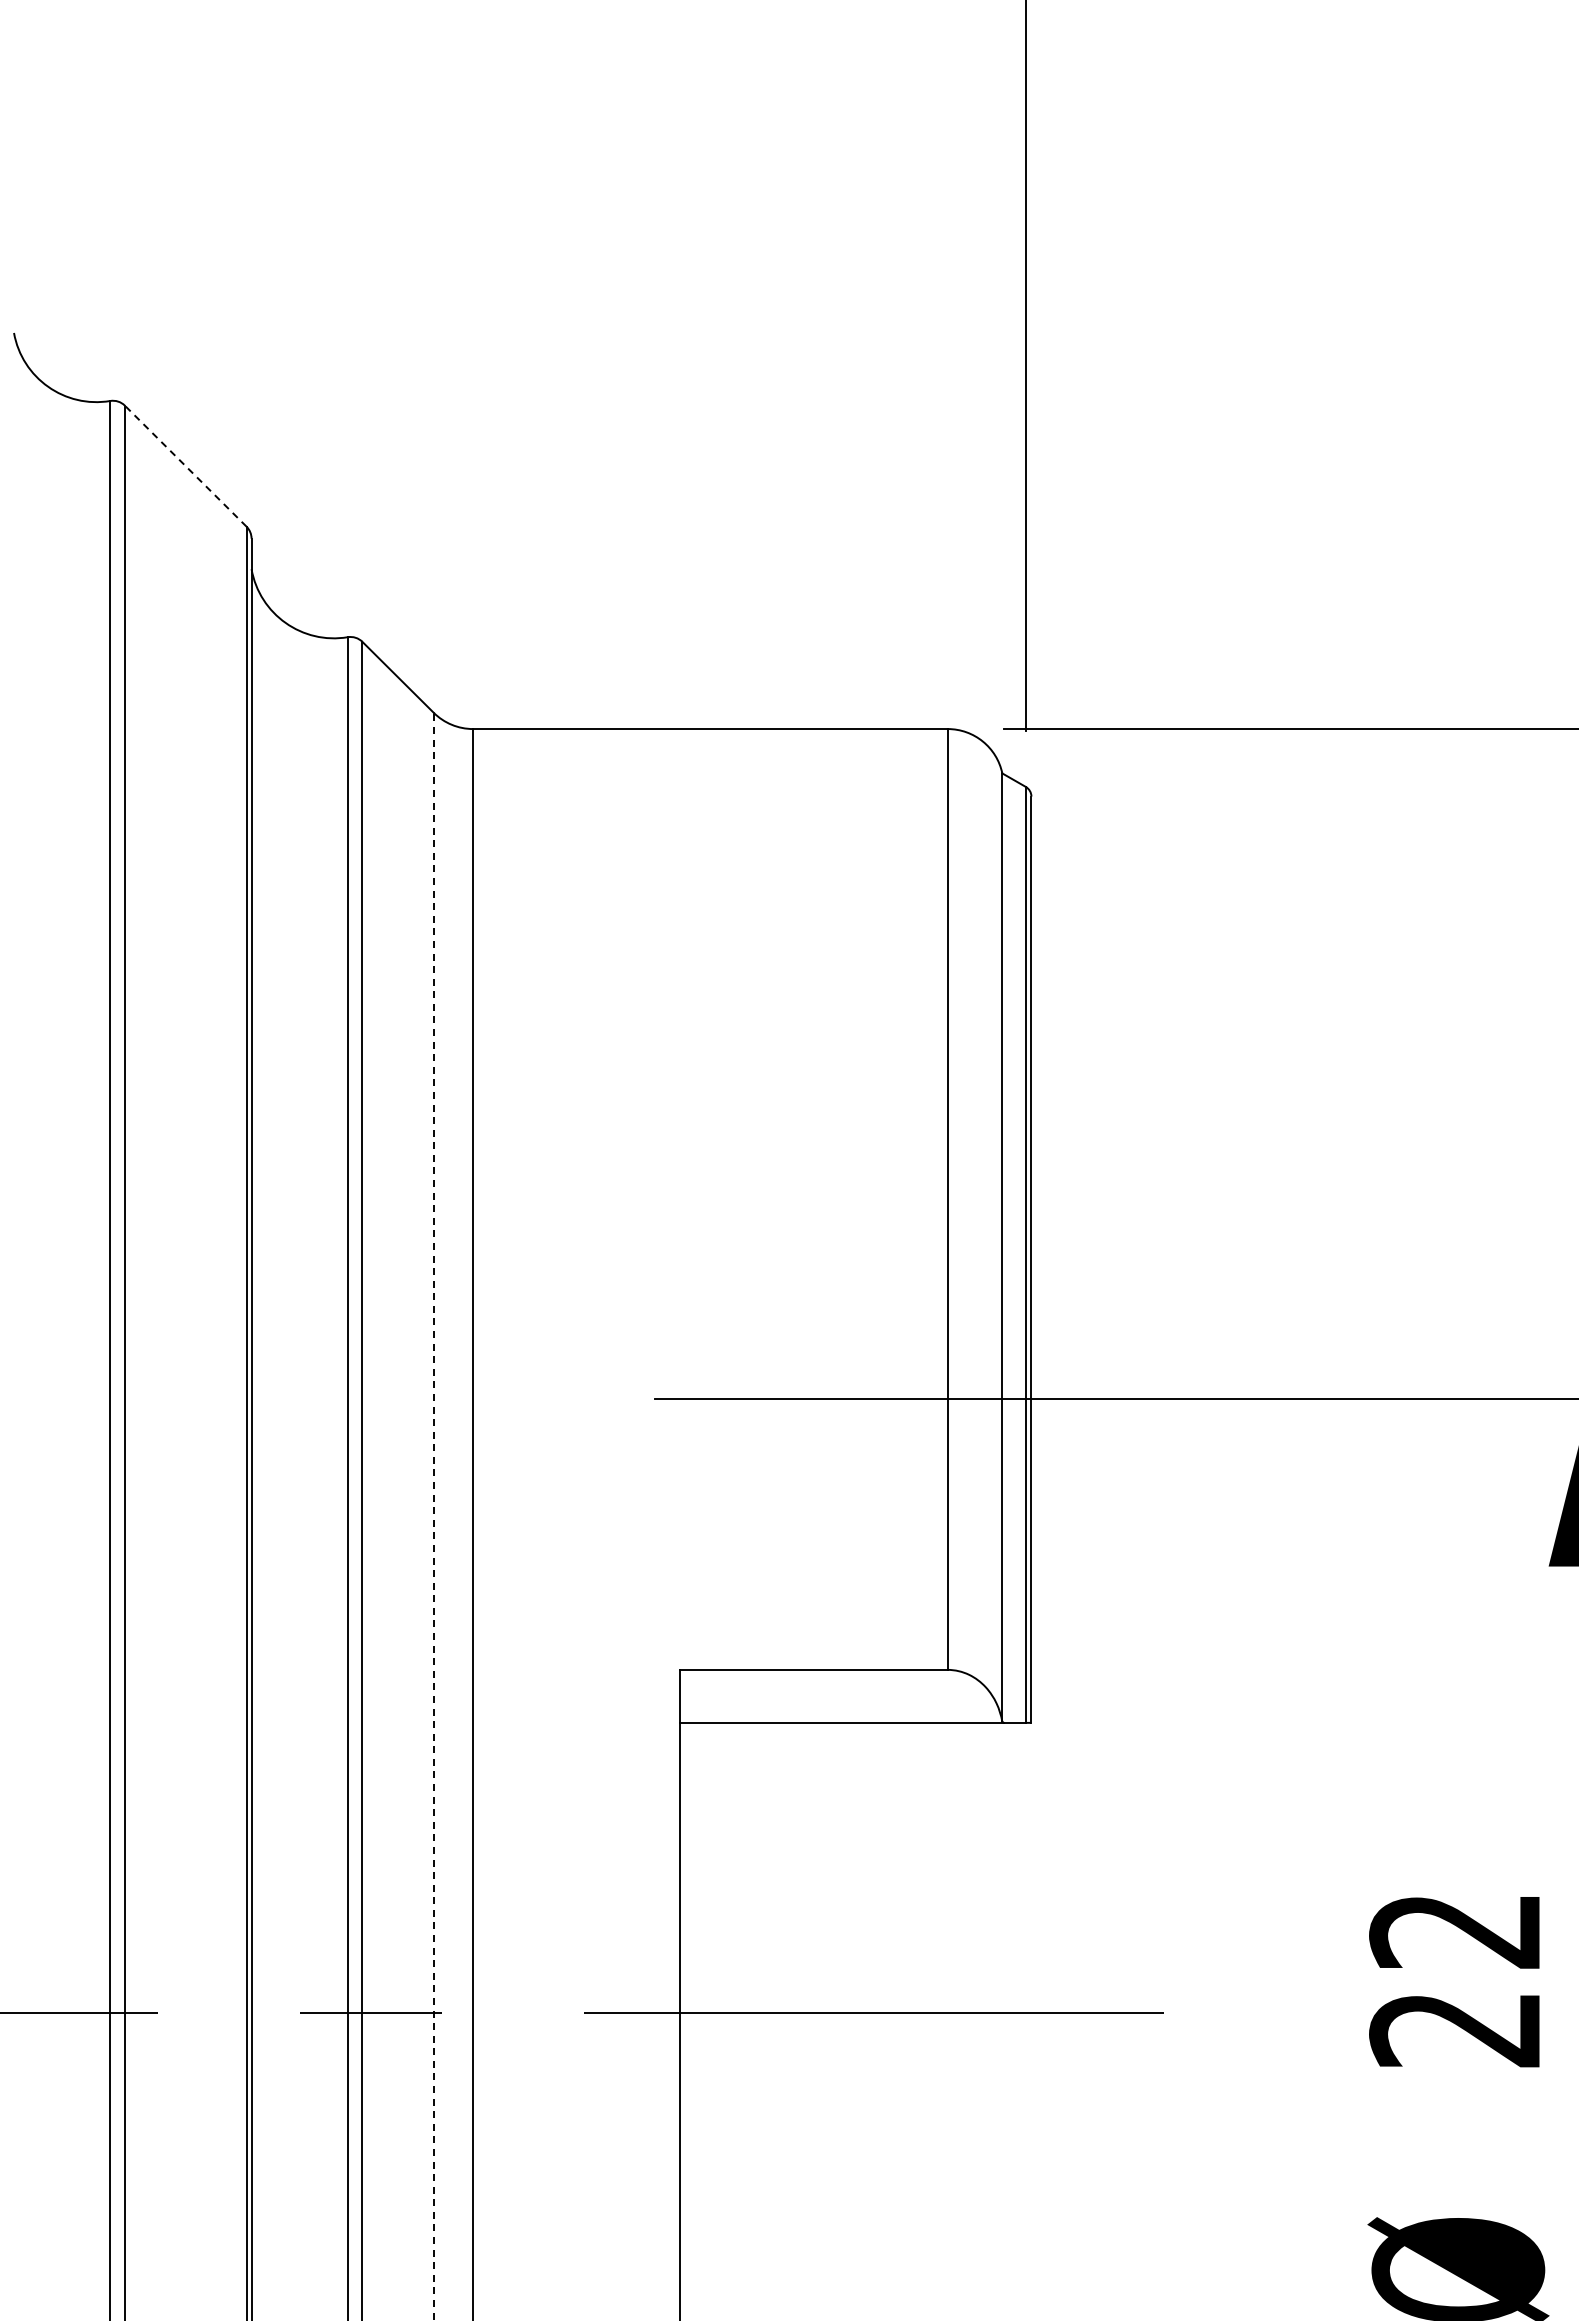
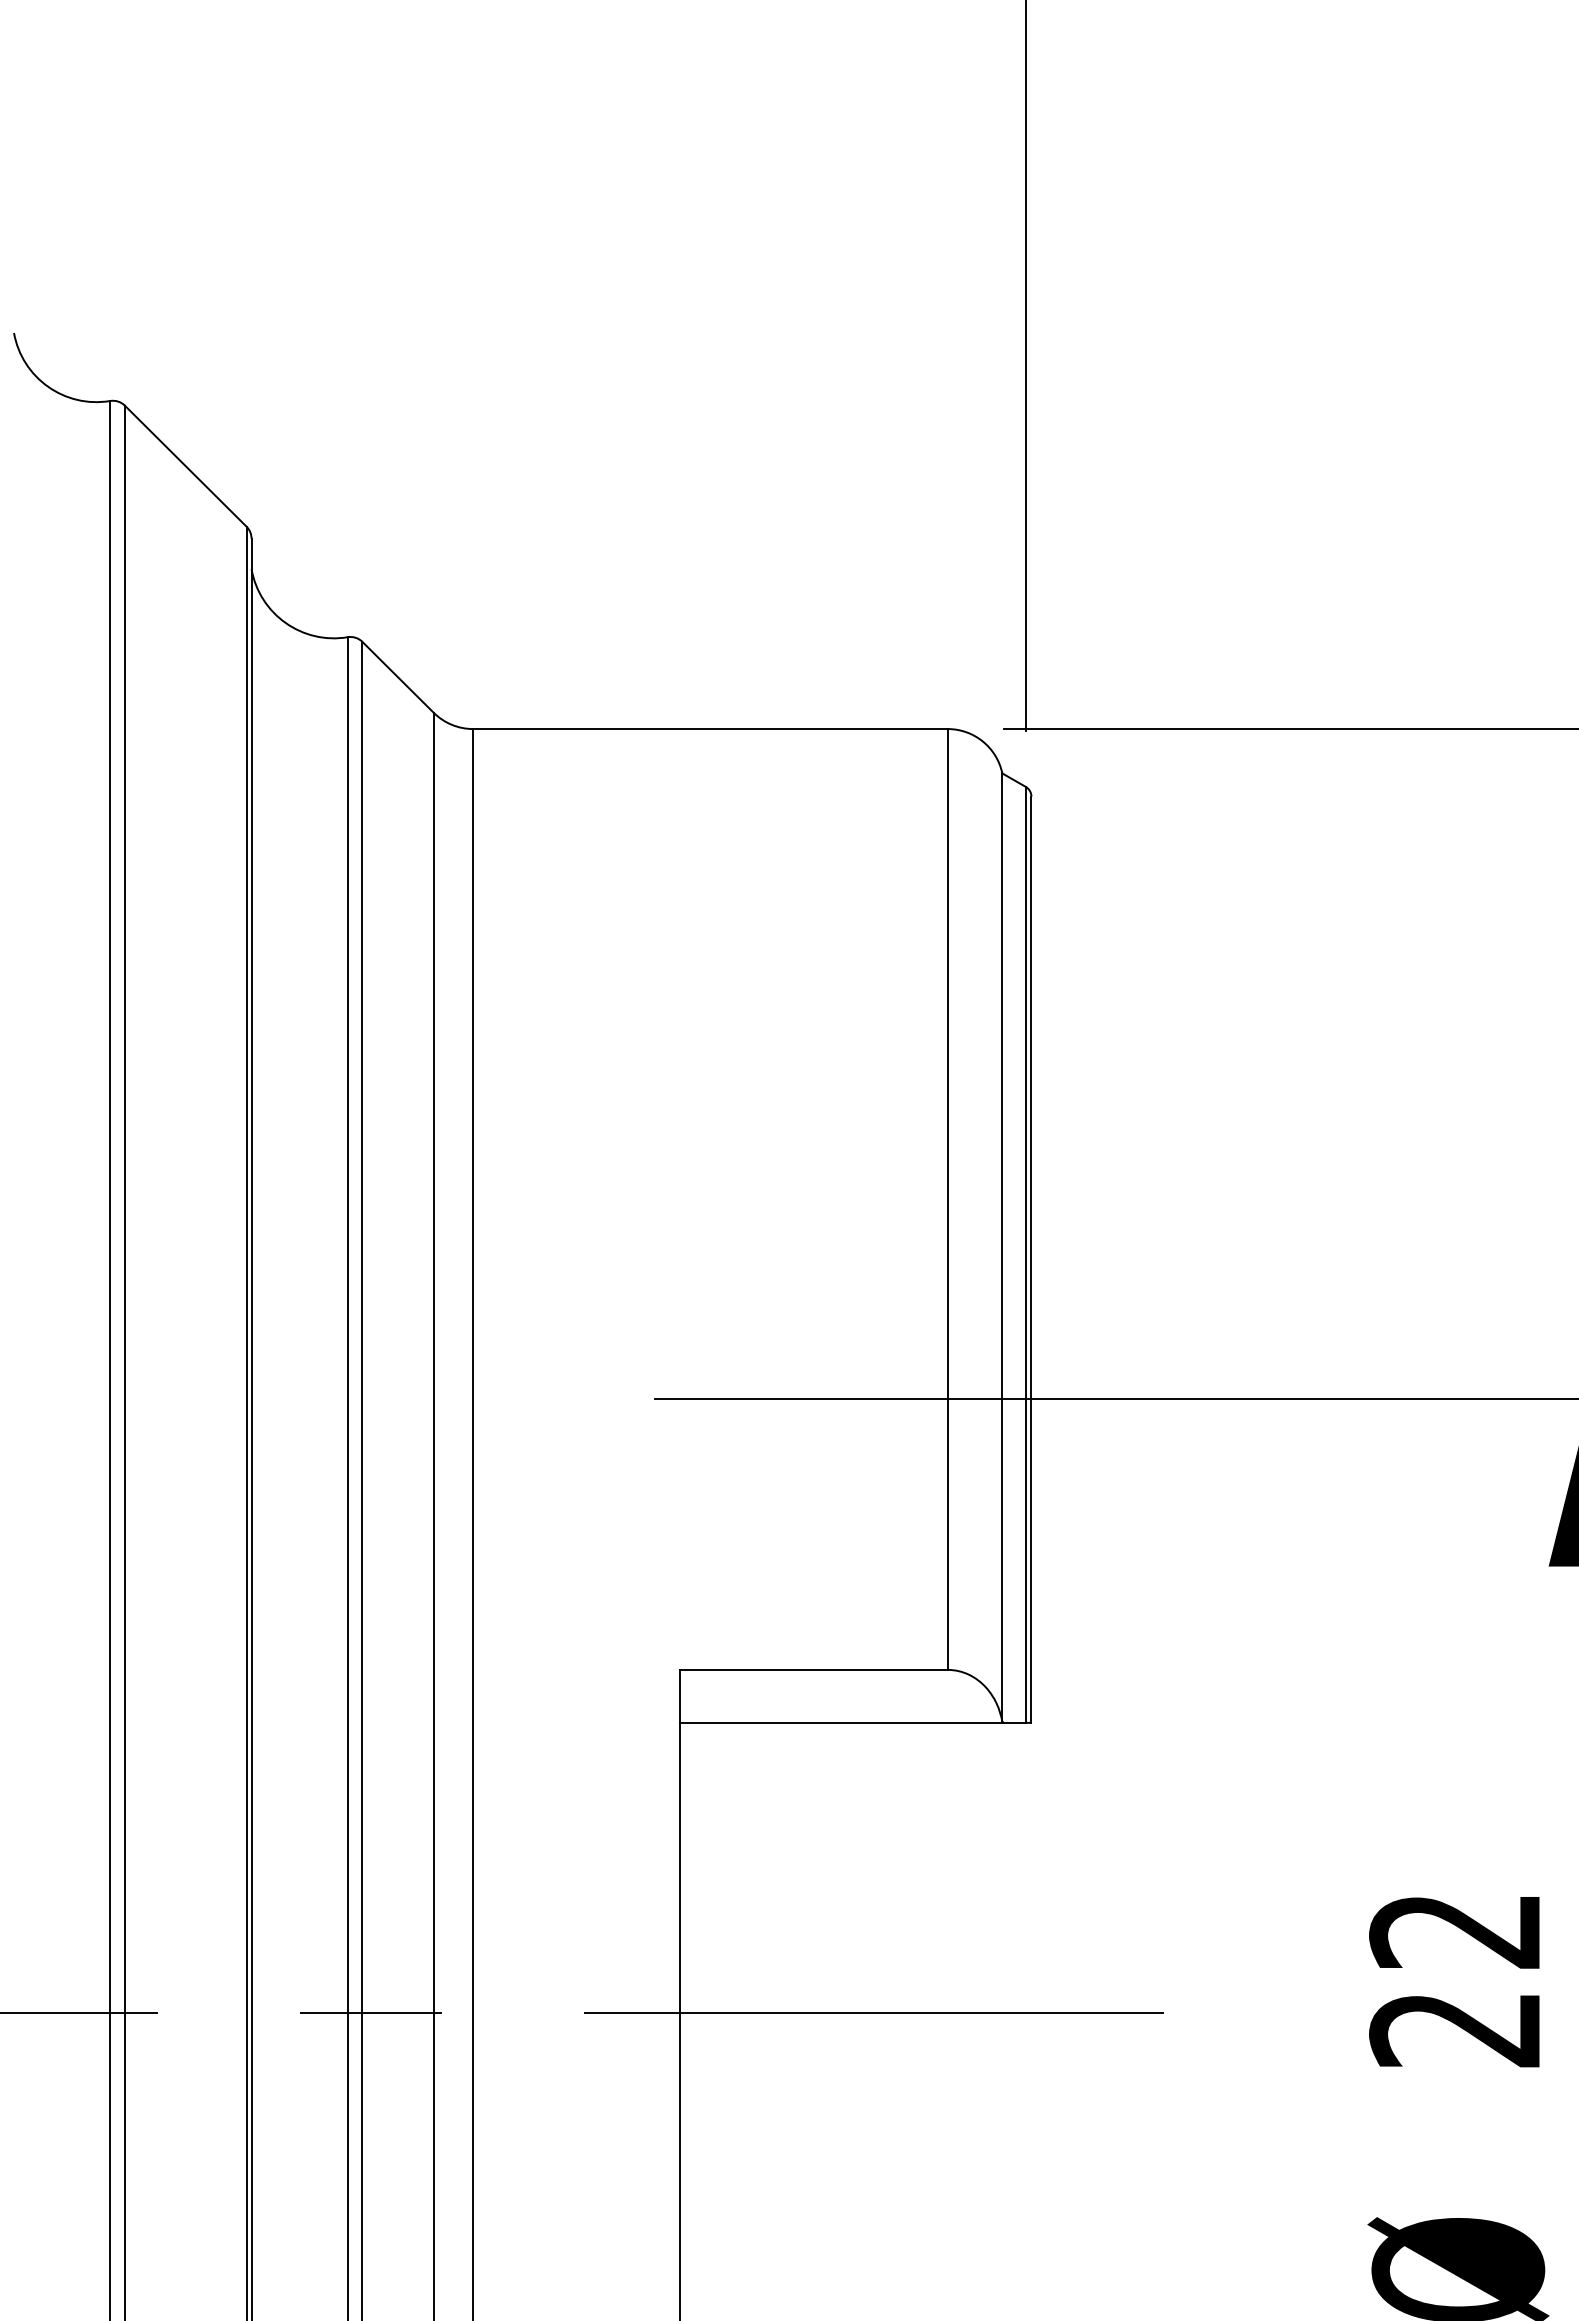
line: dashed -> solid (185, 466)
line: dashed -> solid (433, 1516)
